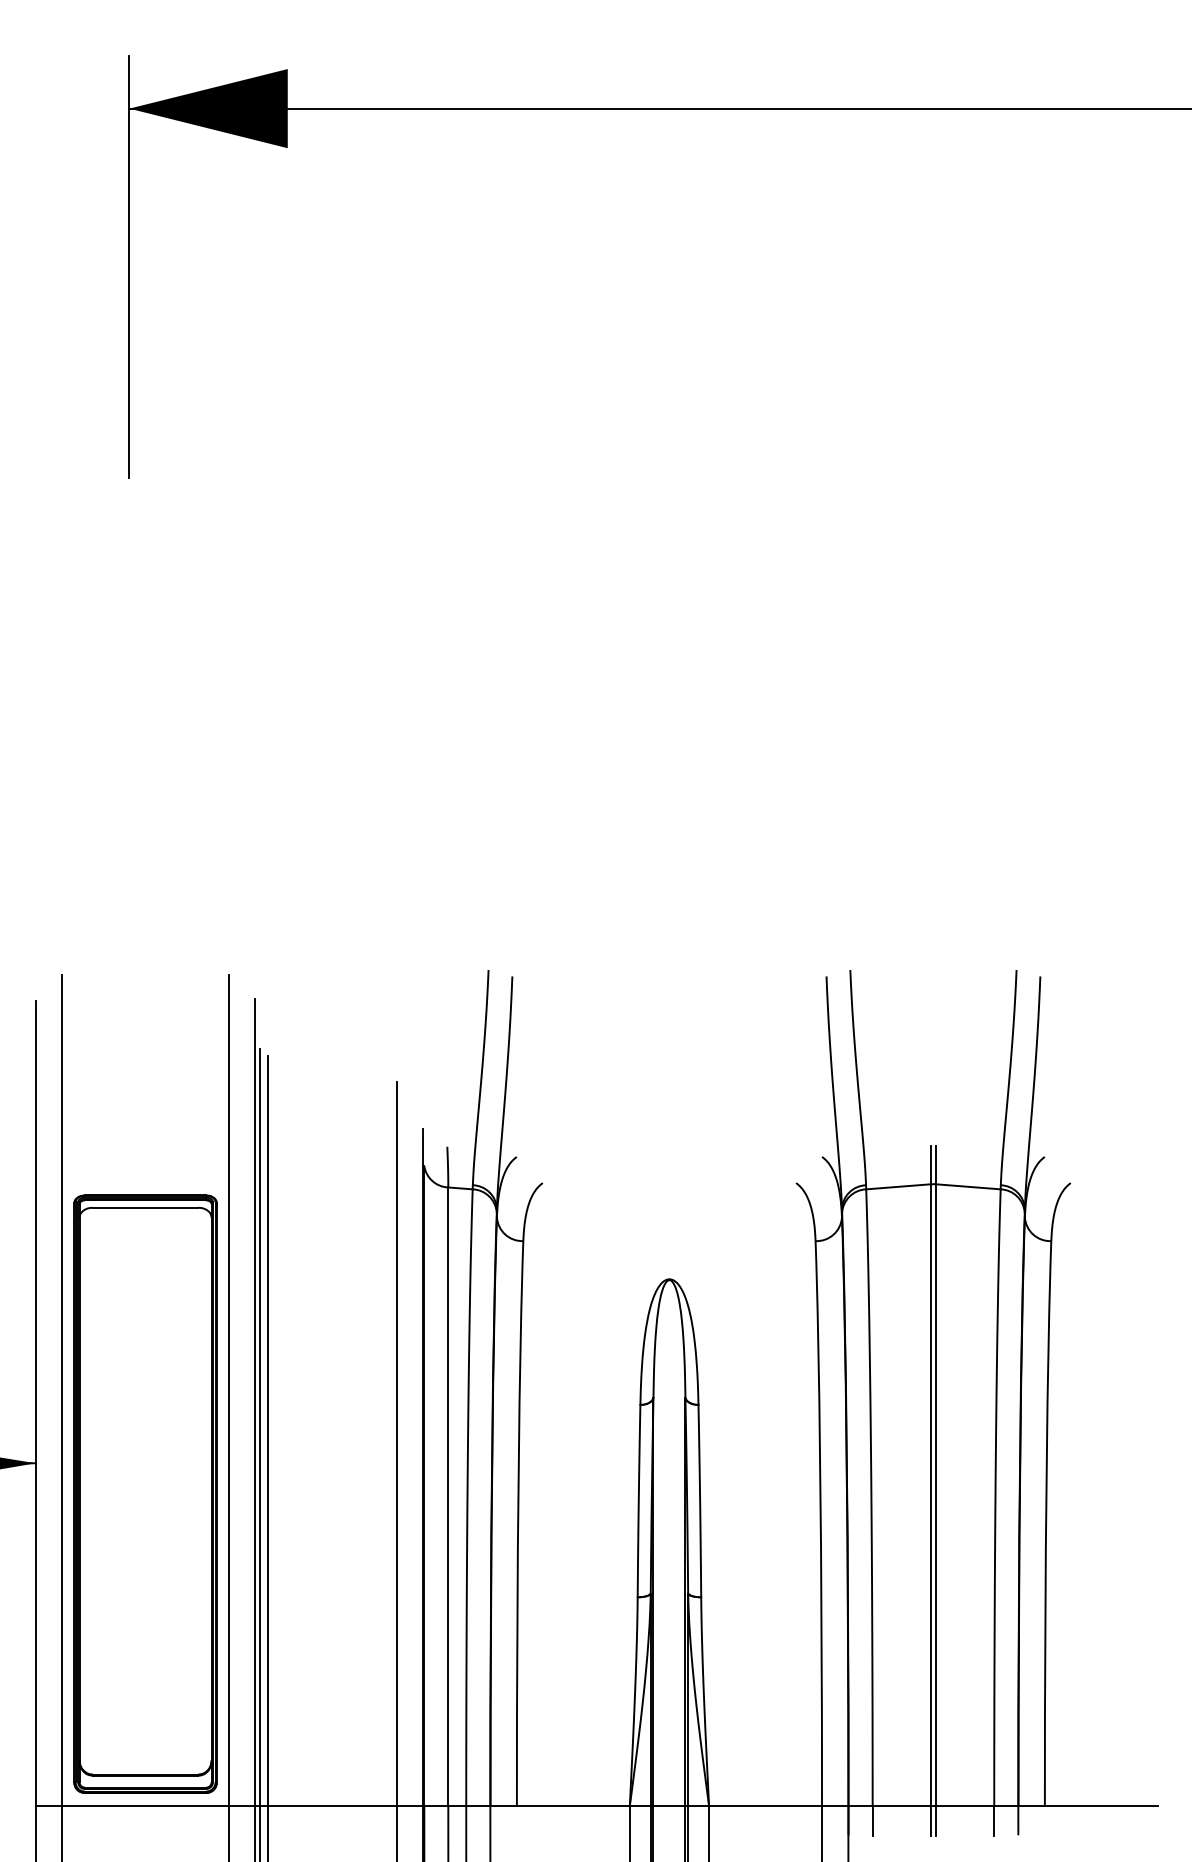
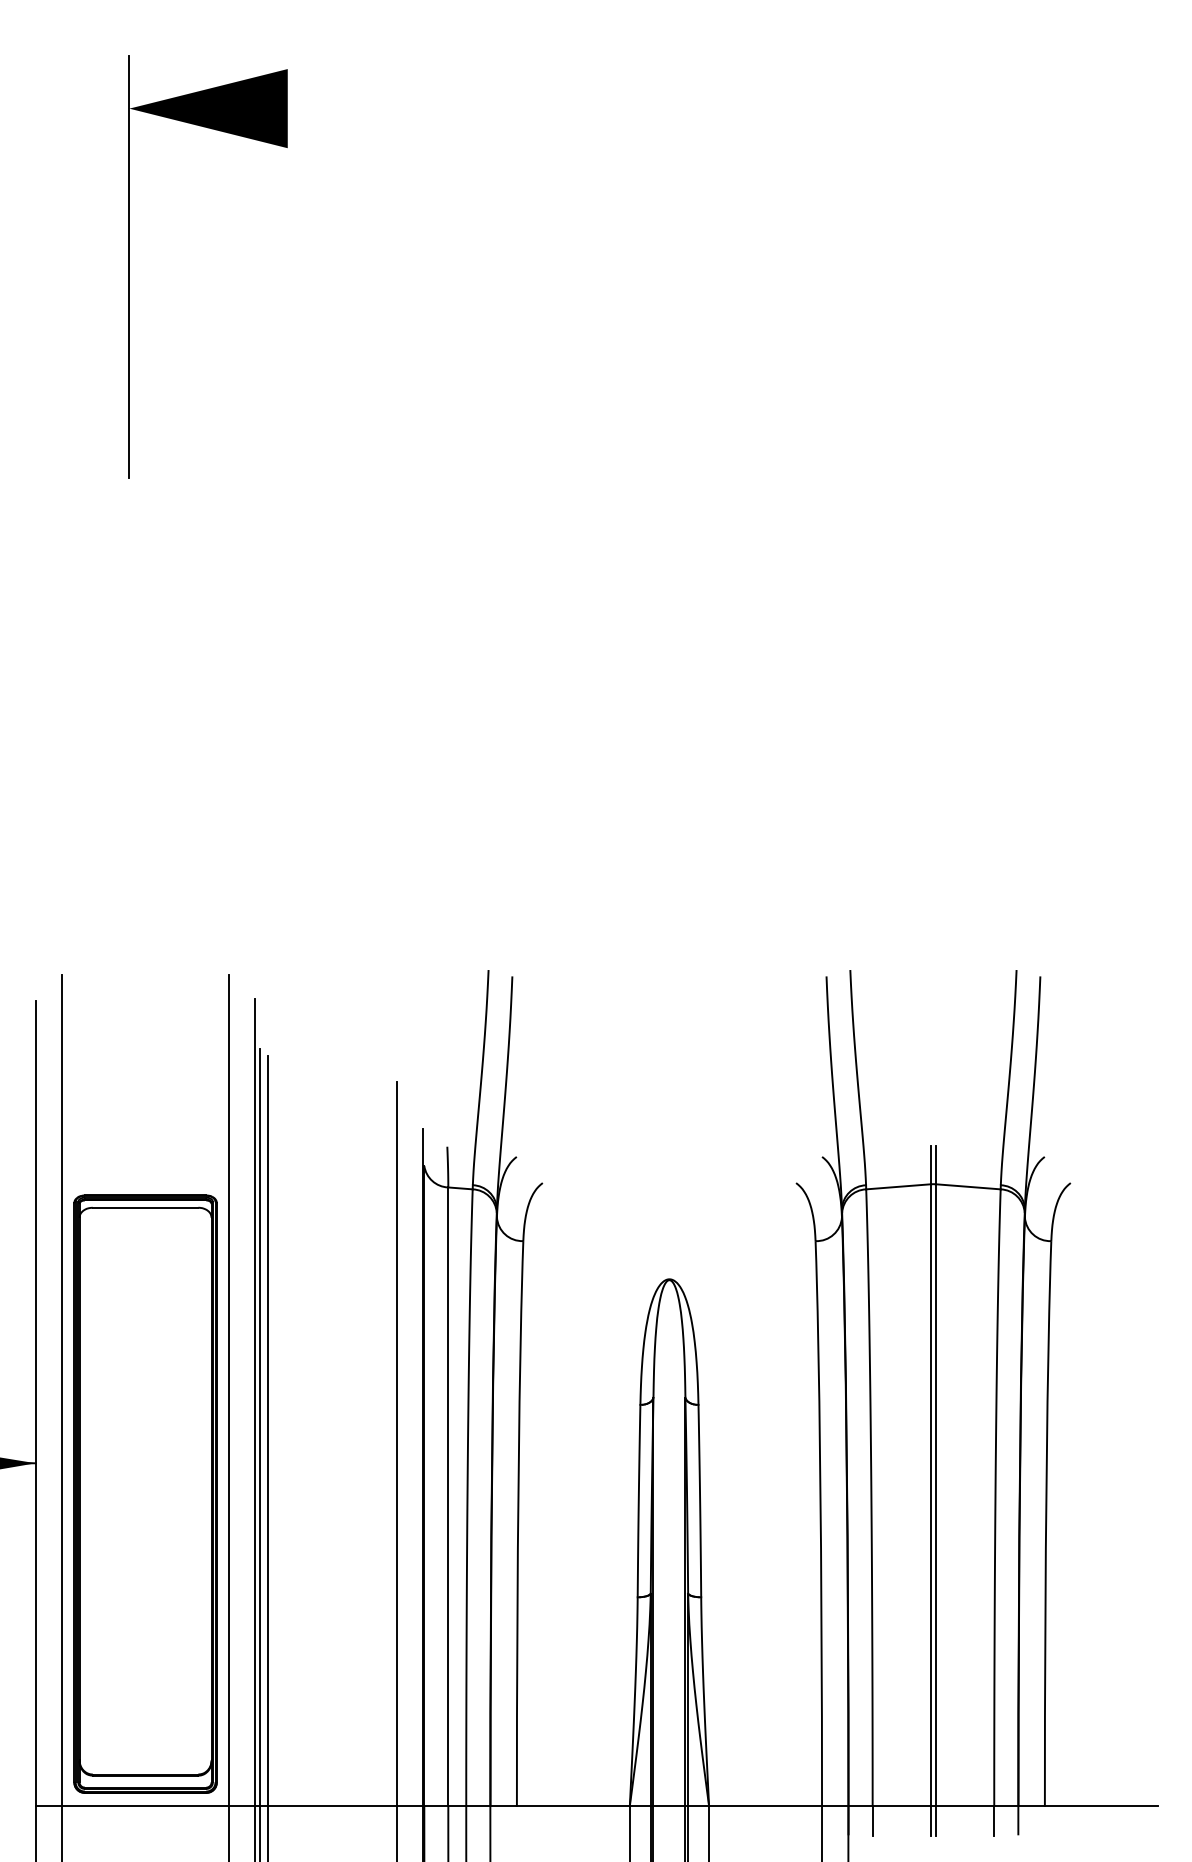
line: present -> none (658, 108)
